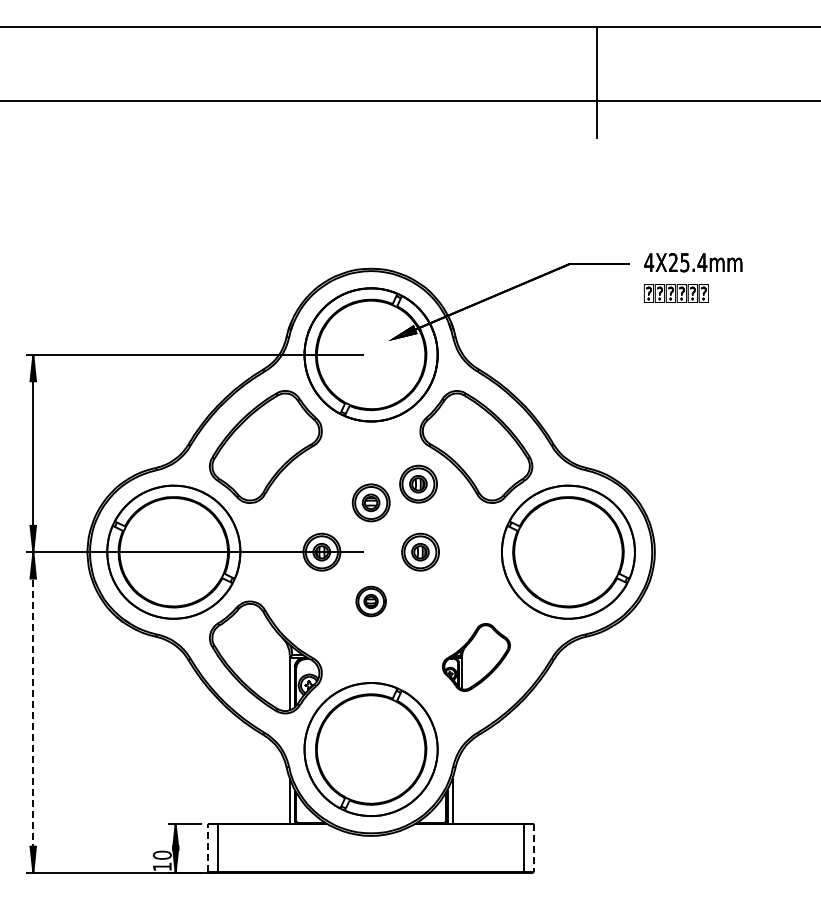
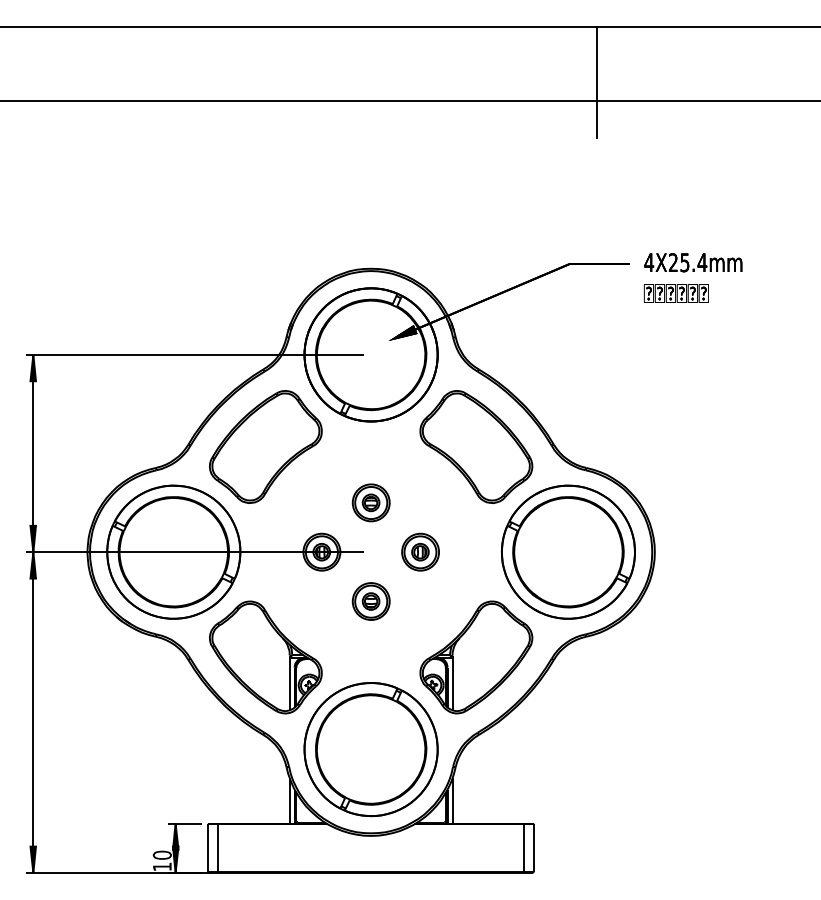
part: present -> none (418, 483)
part size: 32x33 px -> 40x39 px (370, 601)
part size: 69x69 px -> 115x115 px (476, 657)
line: dashed -> solid (33, 712)
line: dashed -> solid (208, 848)
line: dashed -> solid (533, 848)
